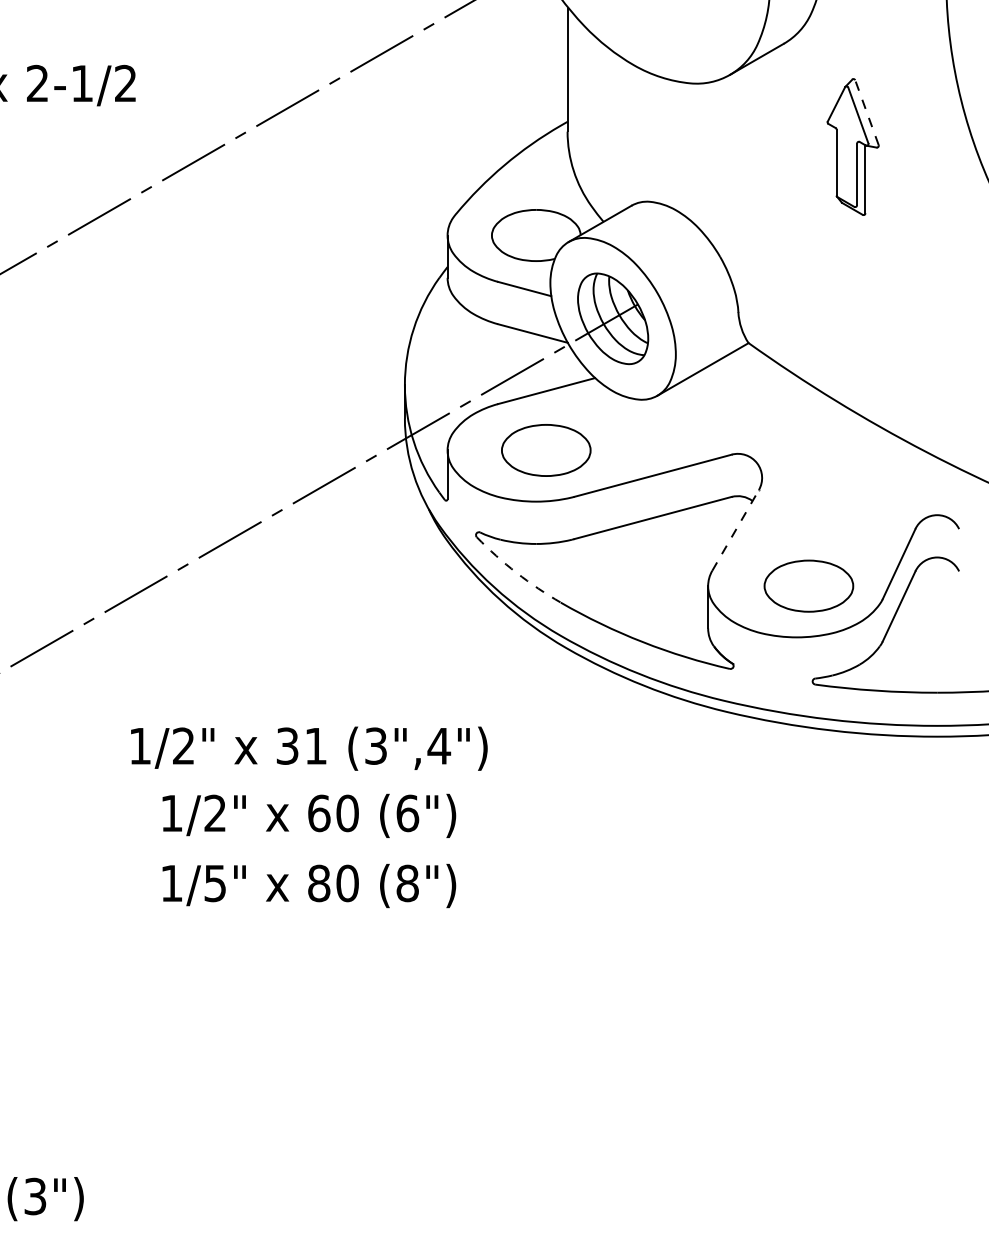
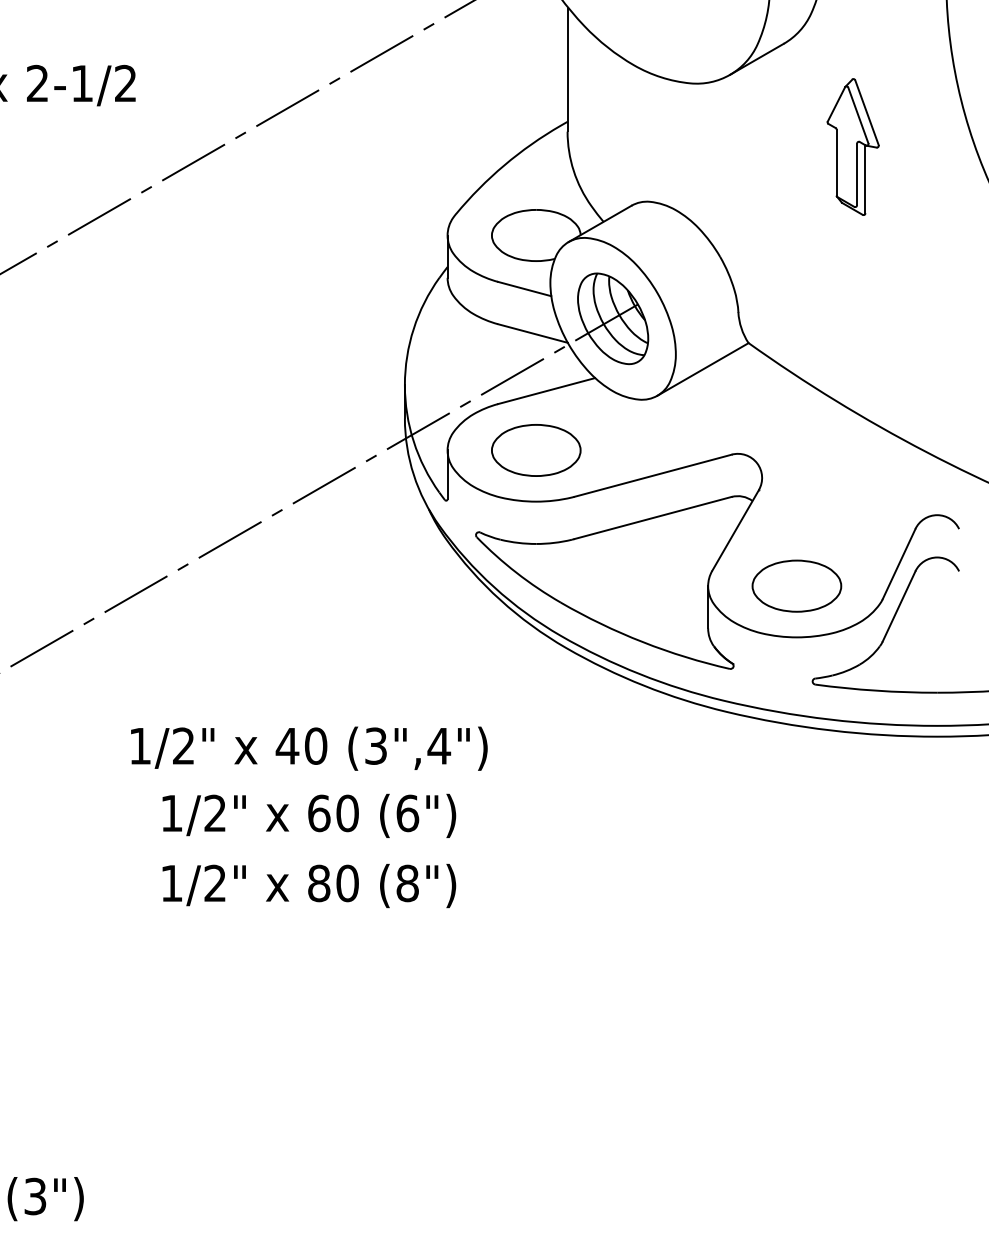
line: dashed -> solid (867, 112)
part position: (546, 450) -> (536, 450) (536, 450)
line: dashed -> solid (735, 530)
arc: dashed -> solid (516, 572)
part position: (808, 585) -> (796, 585) (796, 585)
text: 31 -> 40 (301, 745)
text: 1/5" -> 1/2" (214, 883)
